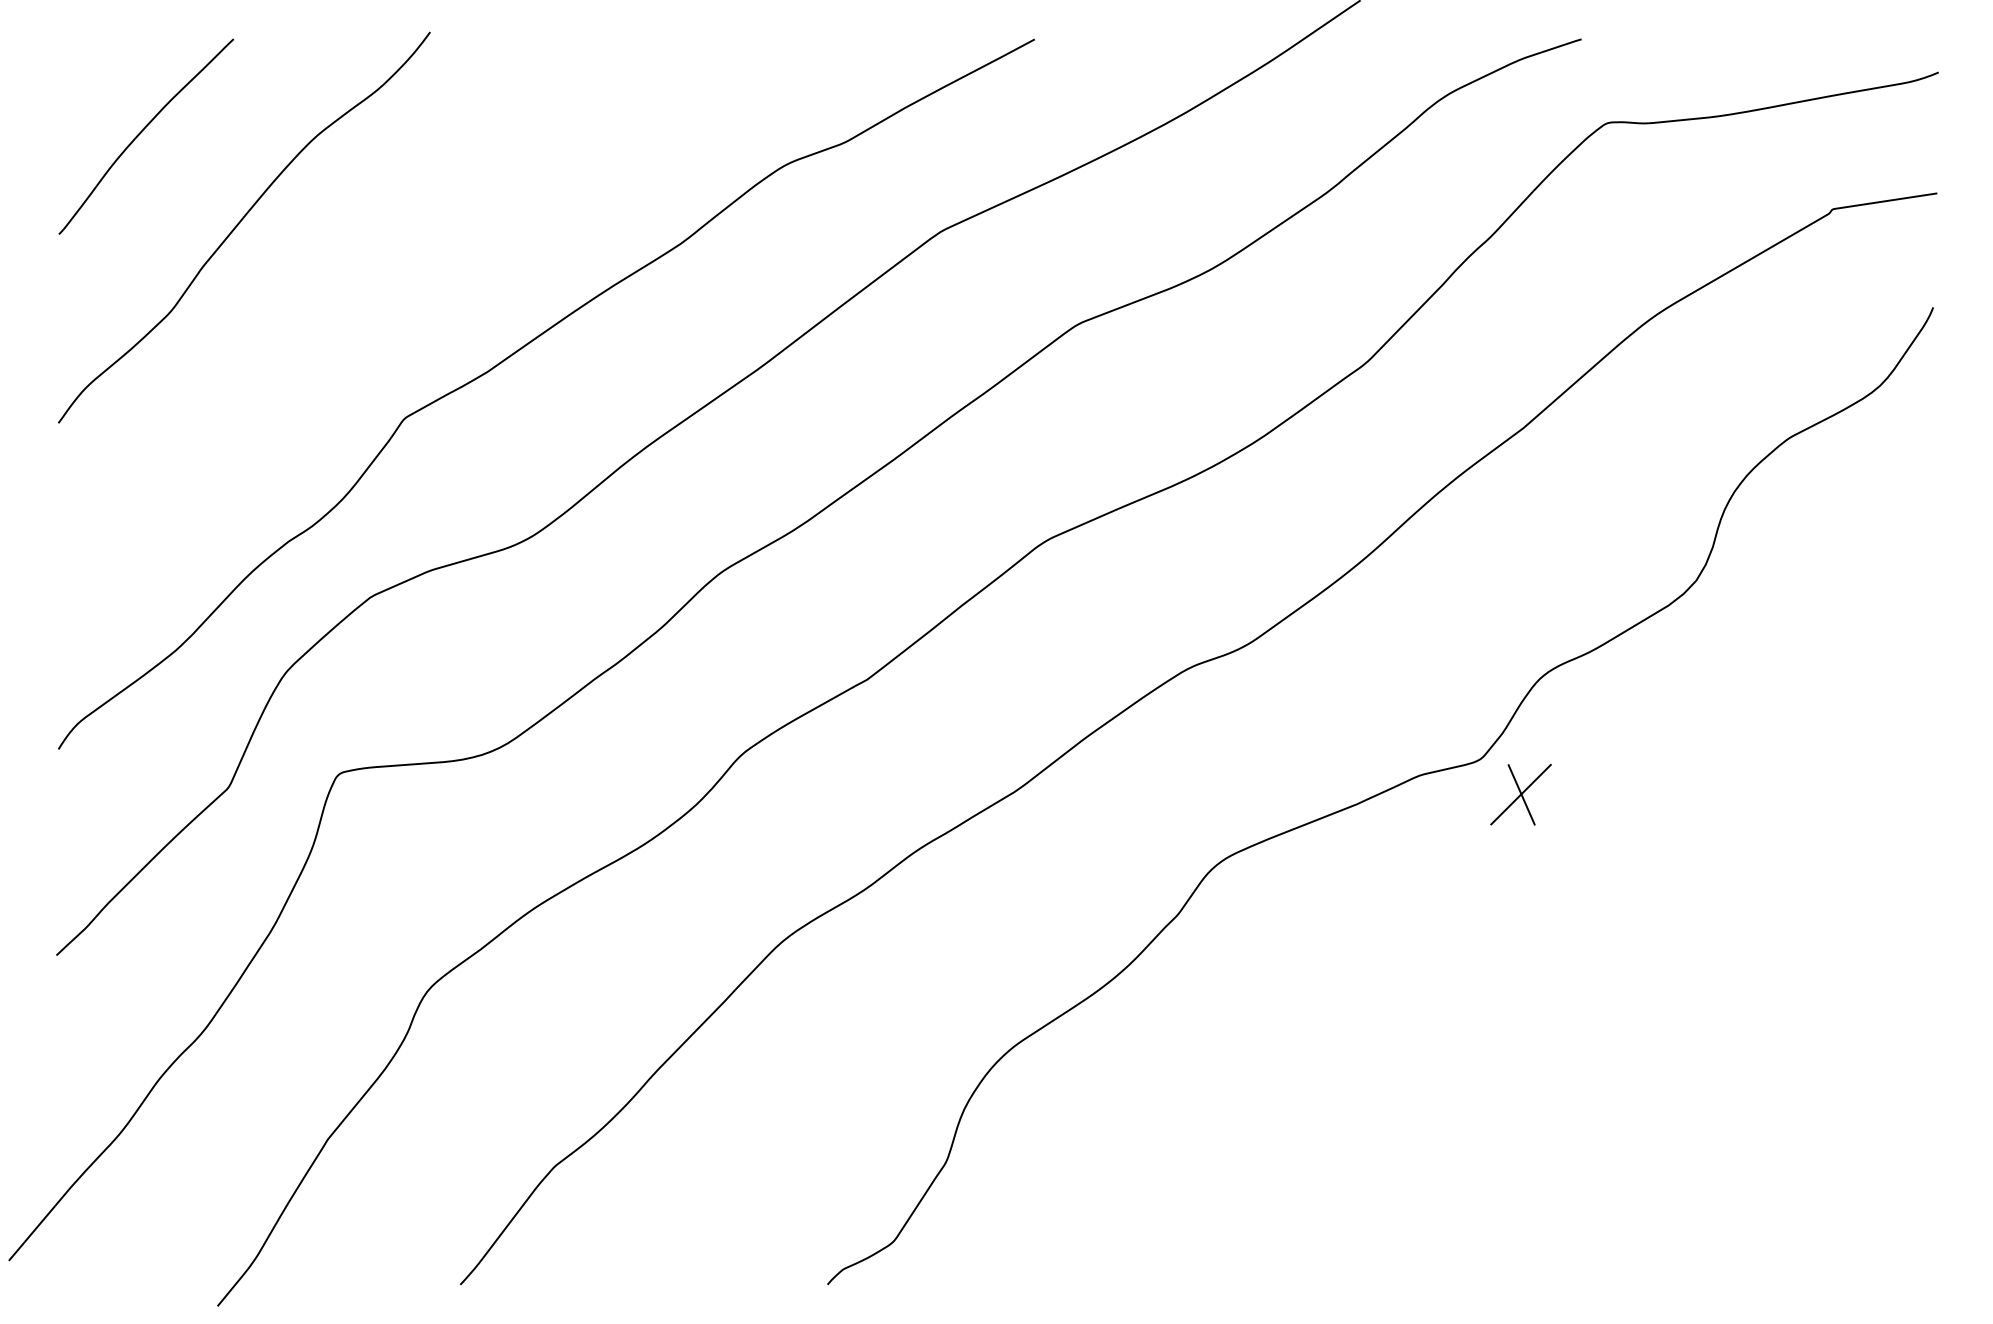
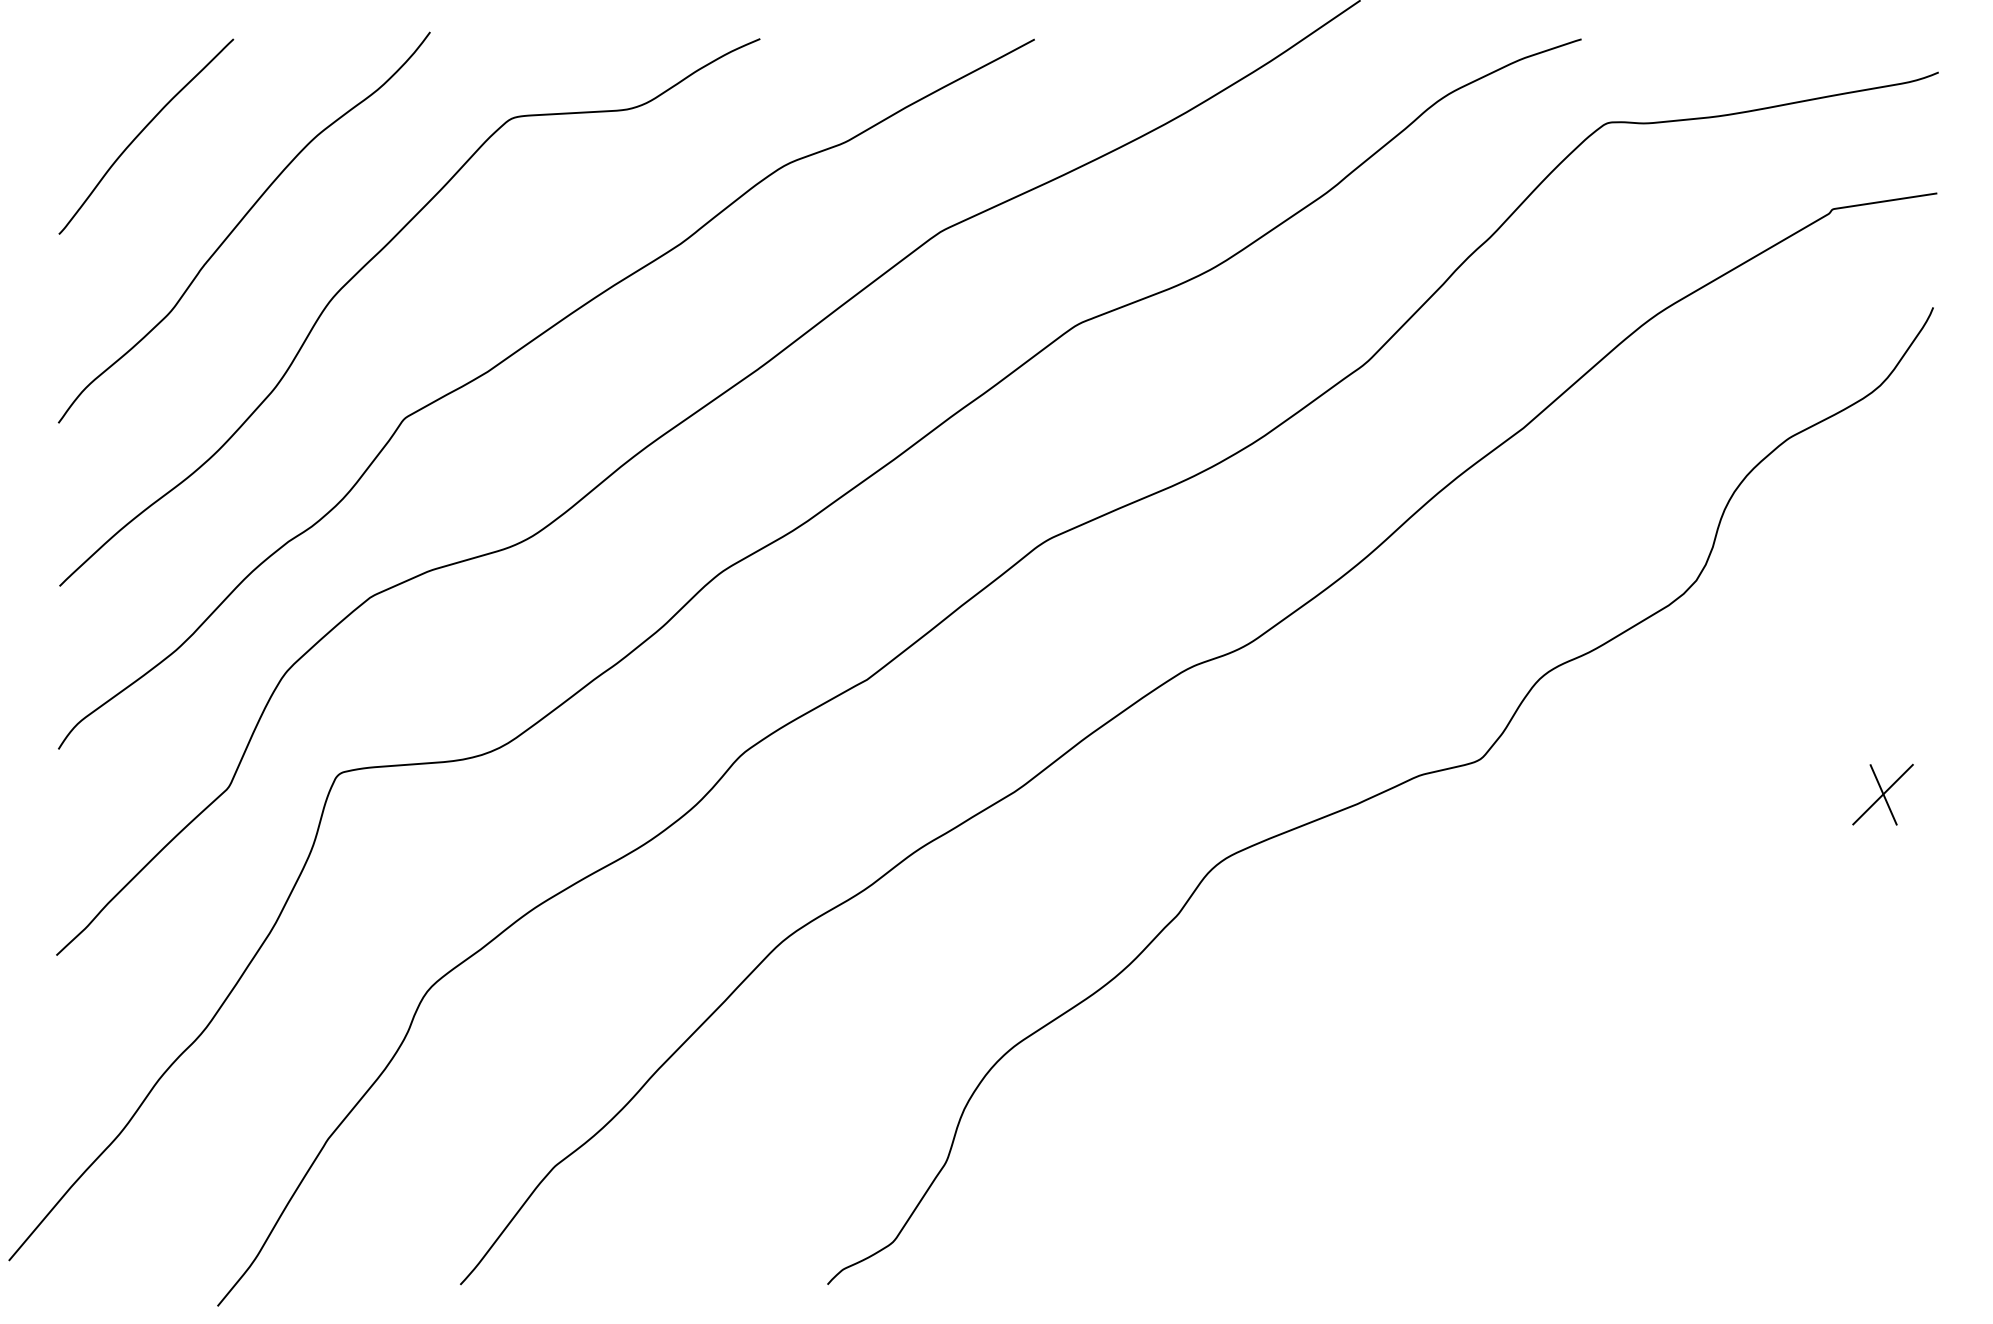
curve: none -> present (364, 267)
part position: (1520, 794) -> (1882, 794) (1882, 794)
